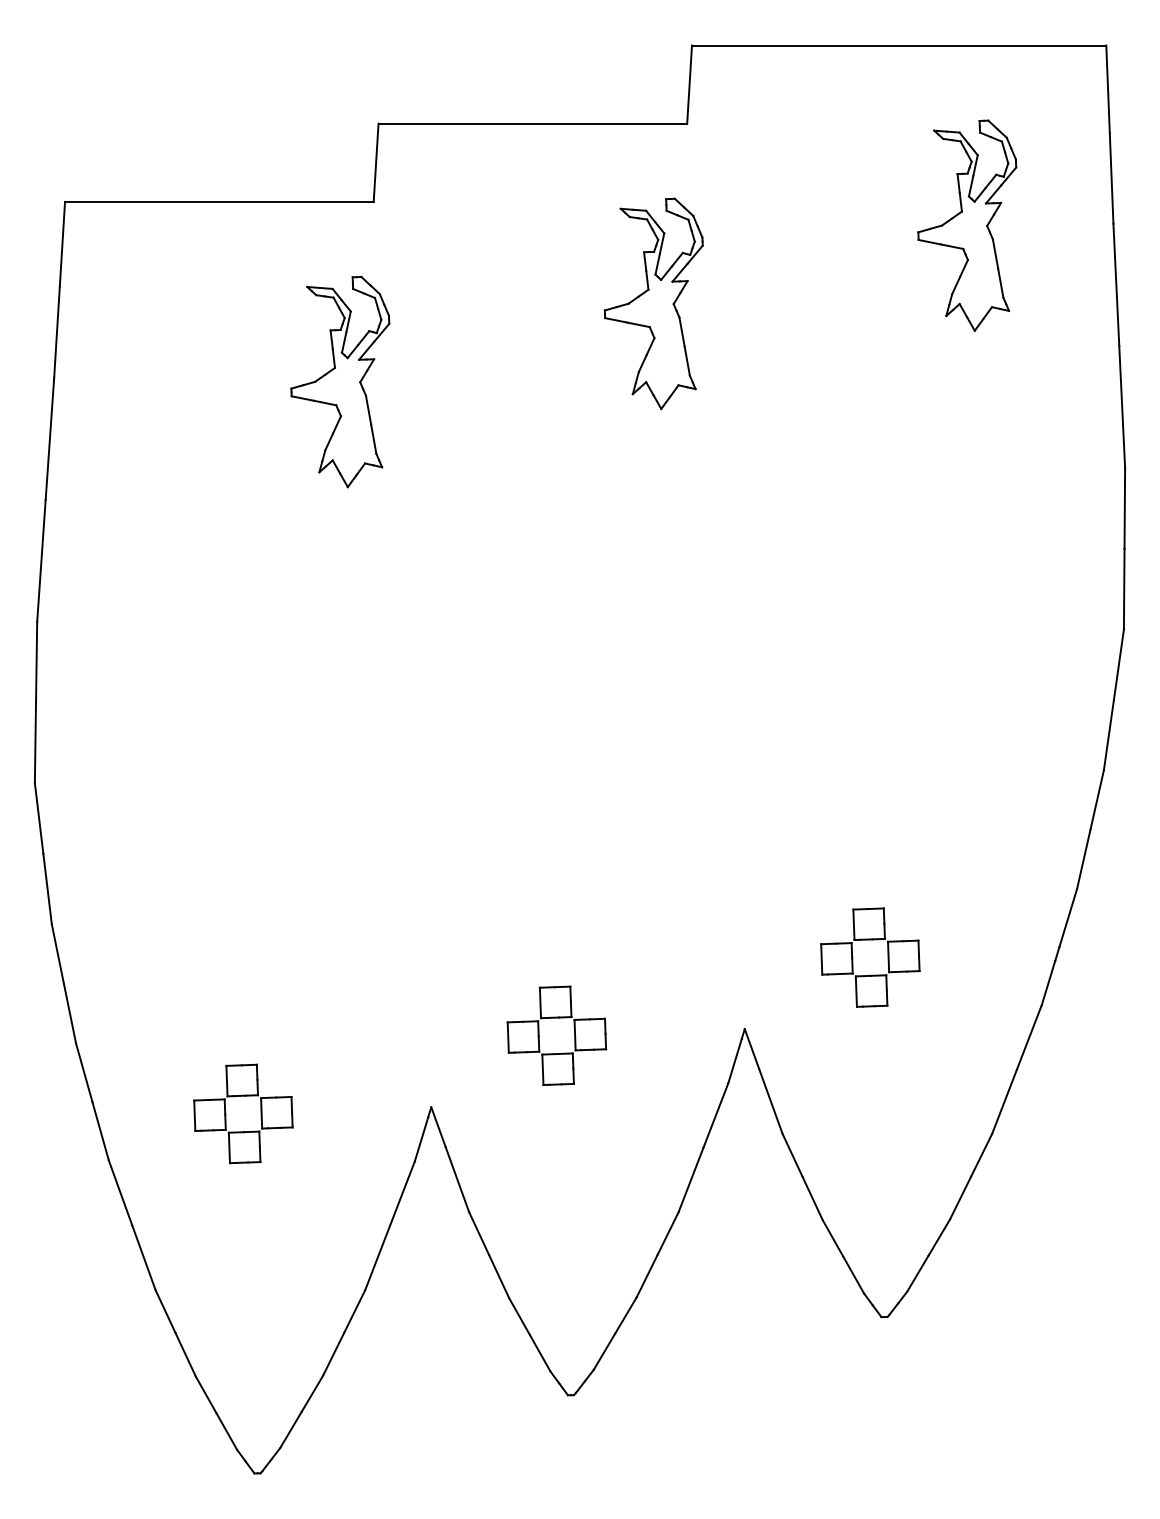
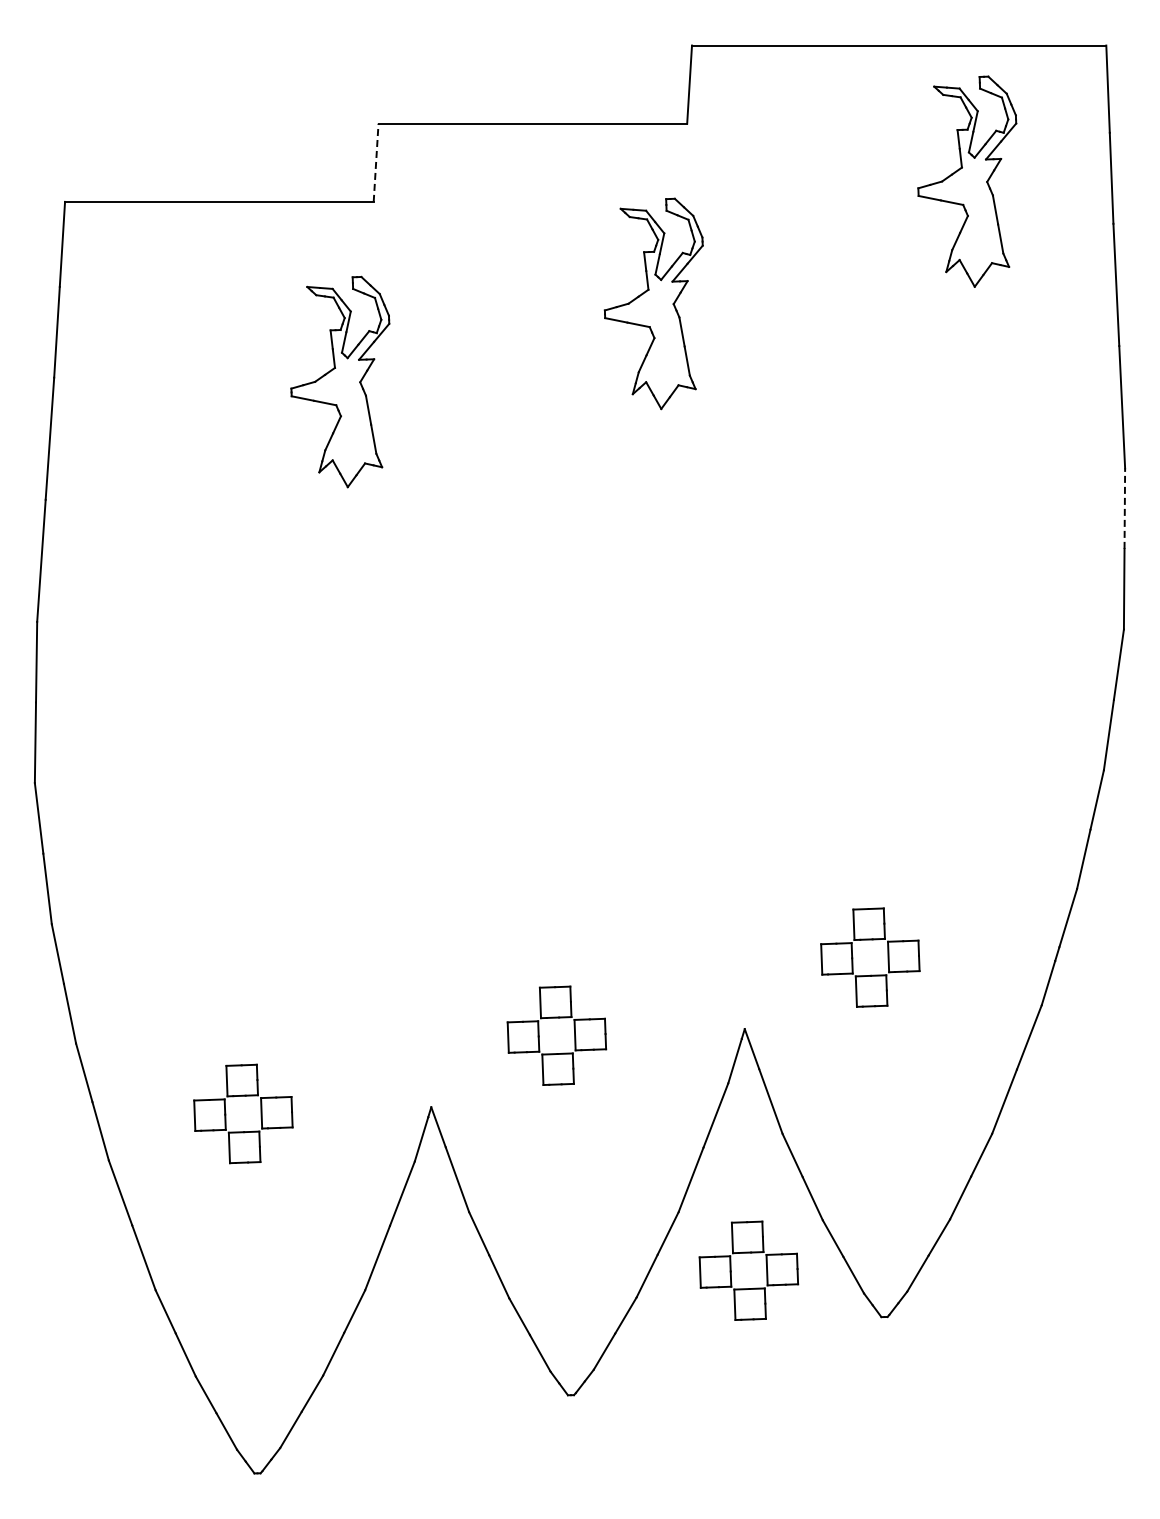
line: solid -> dashed (376, 162)
part position: (967, 225) -> (967, 181) (967, 181)
line: solid -> dashed (1124, 508)
part: none -> present (748, 1253)
